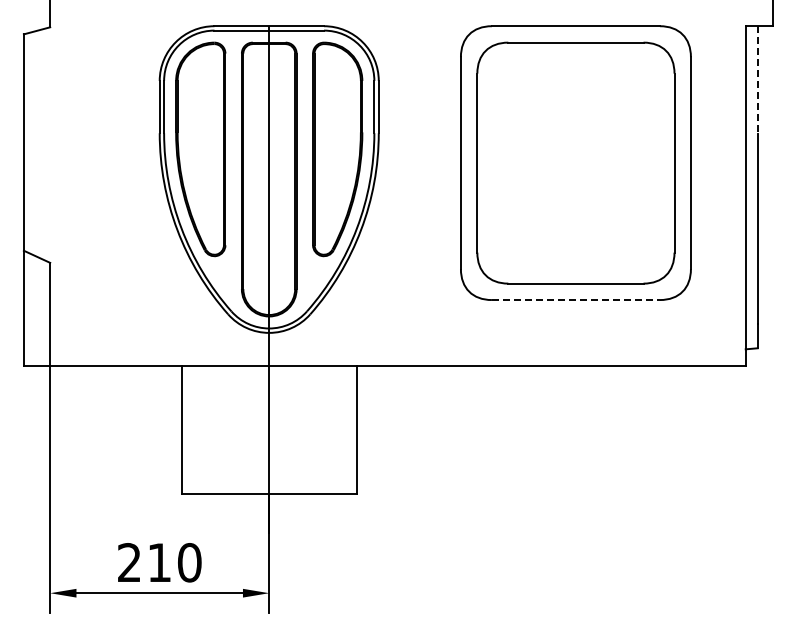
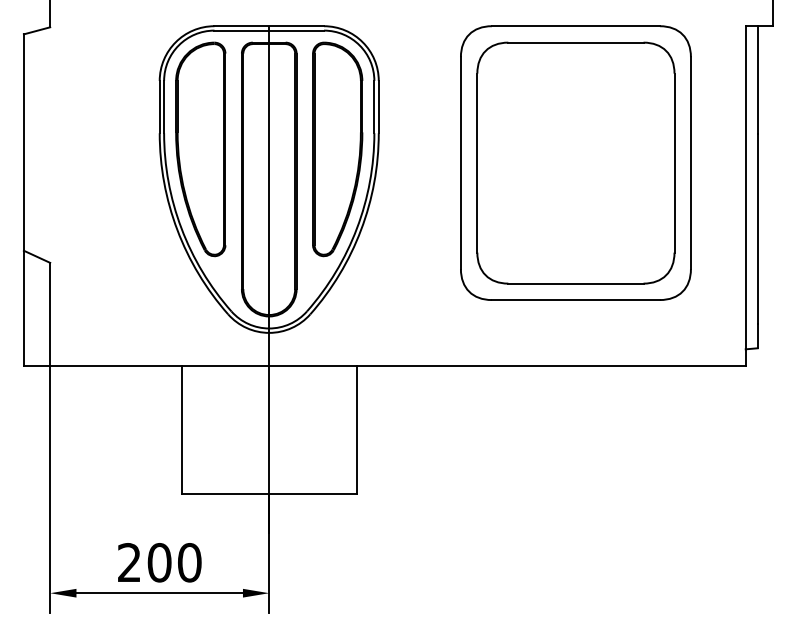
line: dashed -> solid (757, 80)
line: dashed -> solid (576, 300)
text: 210 -> 200 (159, 562)
